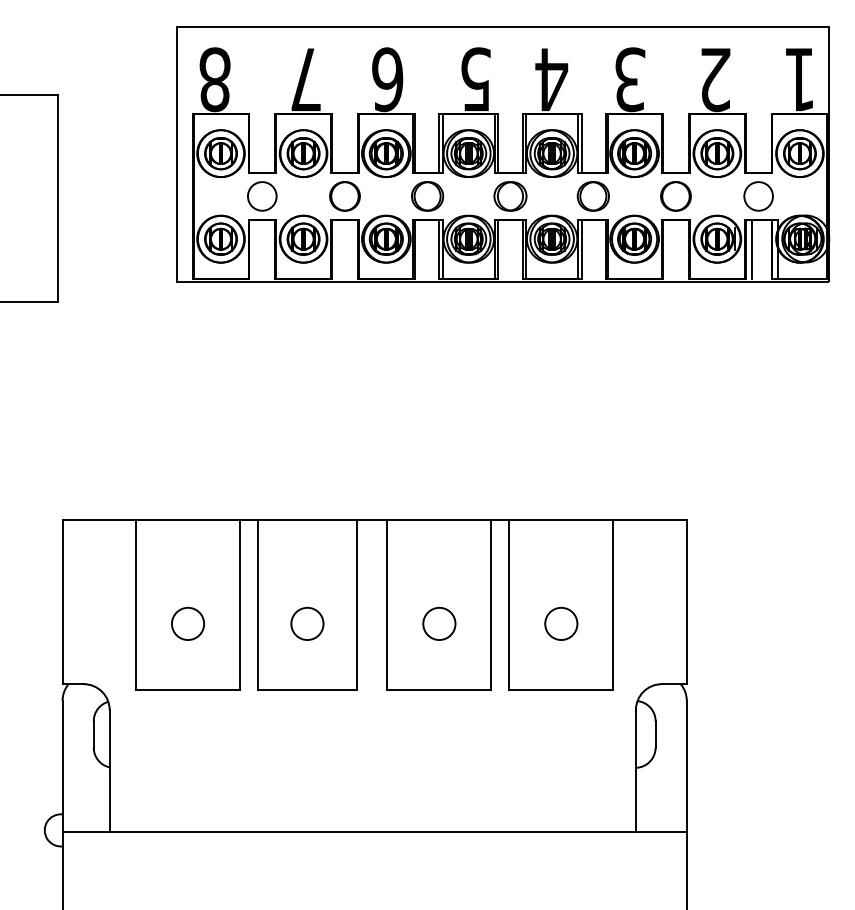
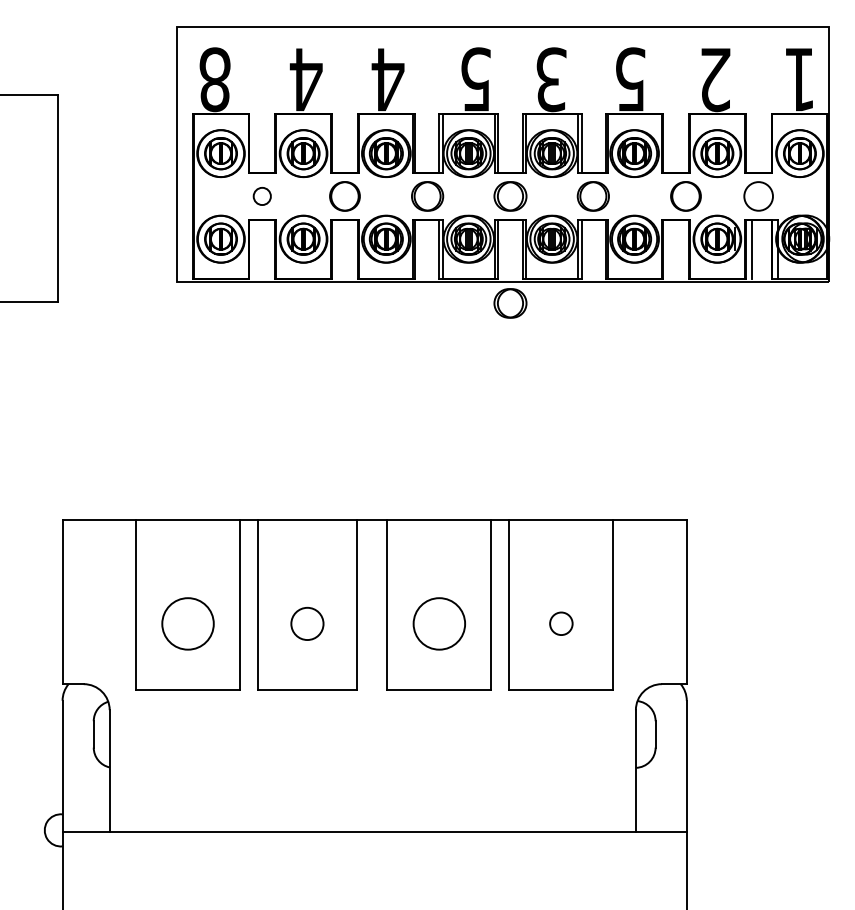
text: 7 -> 4 (305, 79)
text: 6 -> 4 (387, 79)
text: 4 -> 3 (551, 79)
text: 3 -> 5 (629, 79)
circle diameter: 29 px -> 17 px (261, 196)
part position: (675, 196) -> (685, 196) (685, 196)
part: none -> present (510, 303)
circle diameter: 32 px -> 52 px (187, 623)
circle diameter: 32 px -> 52 px (439, 623)
circle size: 35x35 px -> 25x25 px (561, 623)
